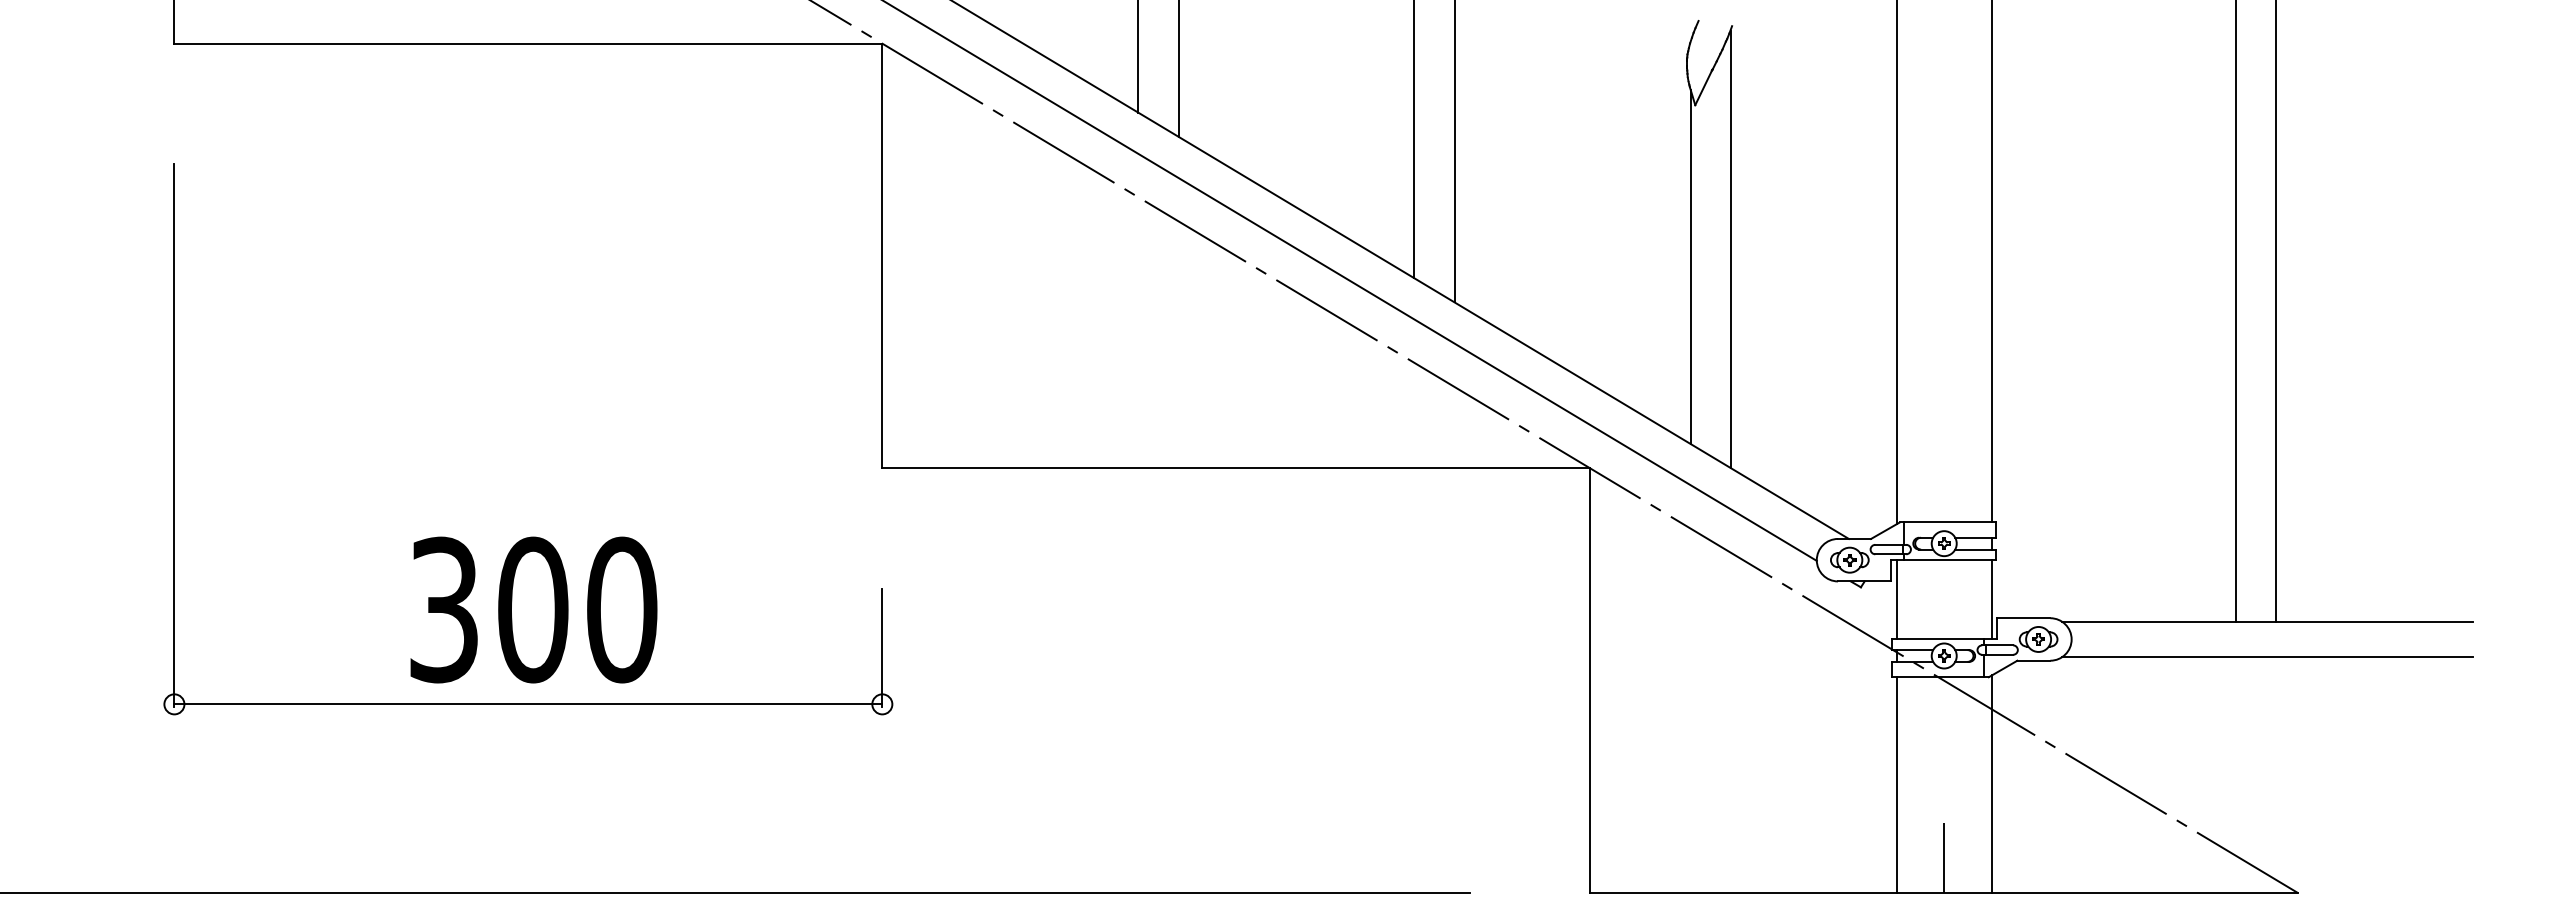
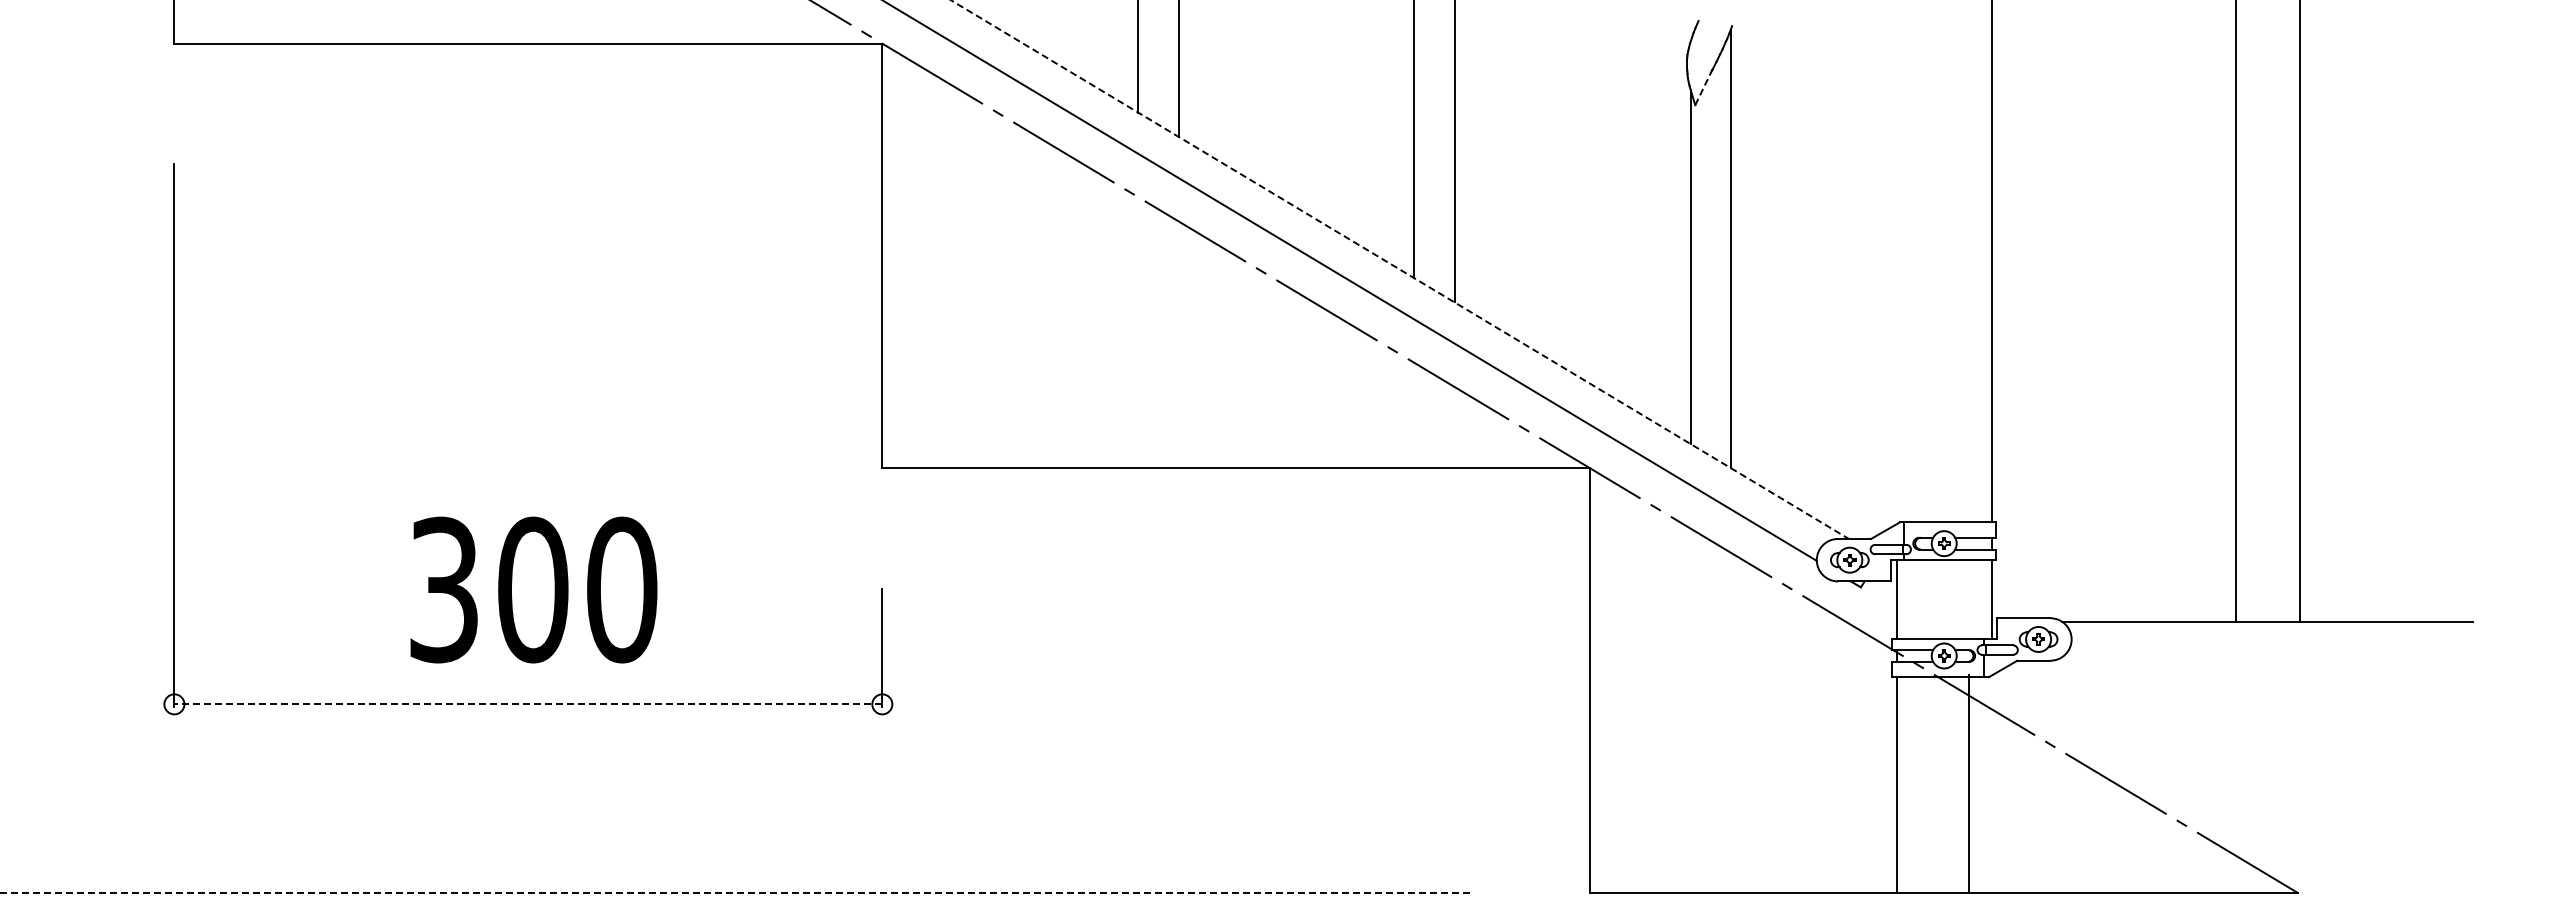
line: solid -> dashed (1703, 87)
line: present -> none (1896, 263)
line: solid -> dashed (1400, 269)
line position: (2275, 311) -> (2299, 311) (2299, 311)
text position: (533, 609) -> (533, 589) (533, 589)
line: present -> none (2267, 657)
line: solid -> dashed (528, 704)
line position: (1992, 784) -> (1969, 784) (1969, 784)
line: present -> none (1944, 858)
line: solid -> dashed (735, 893)
